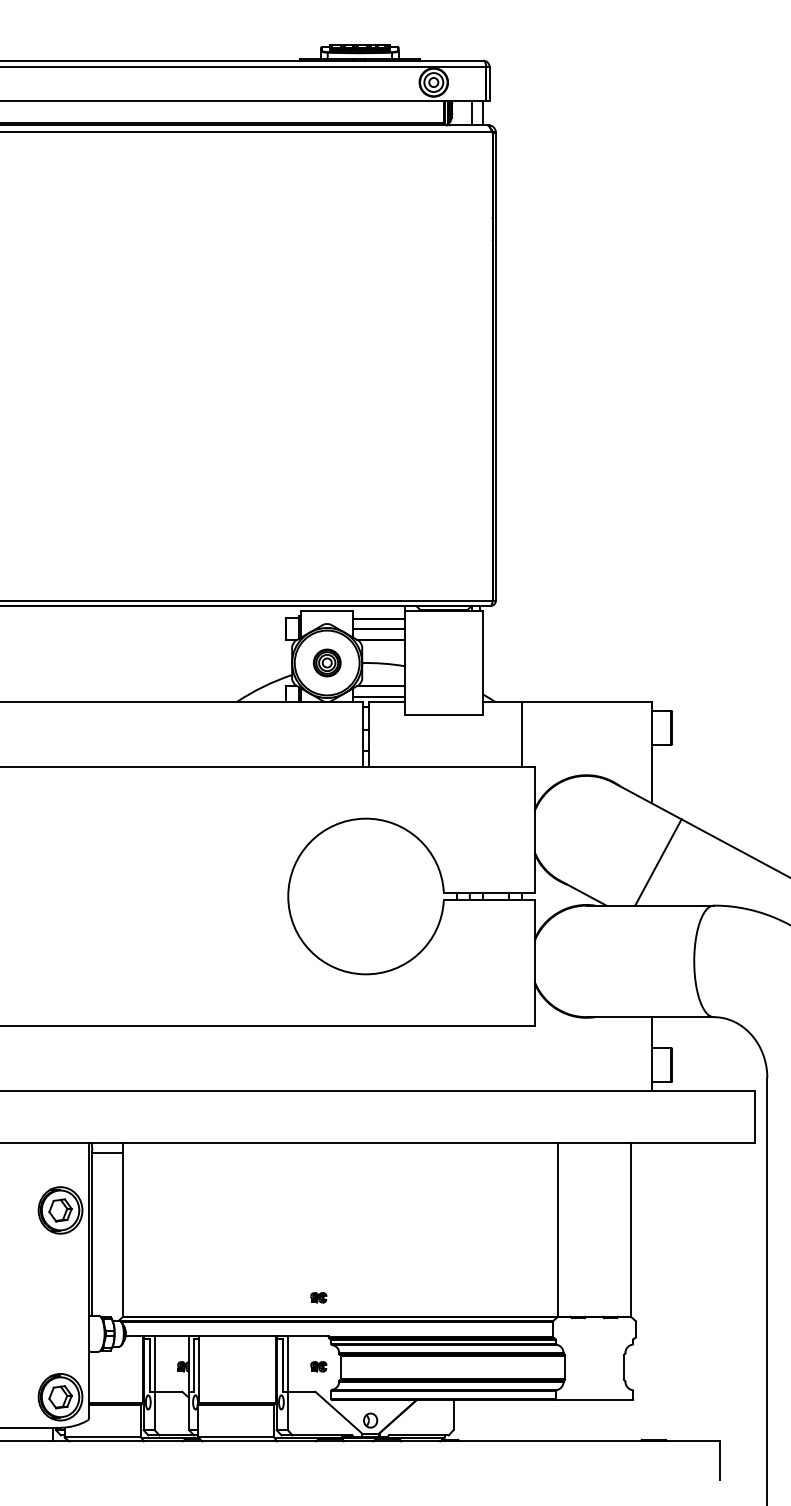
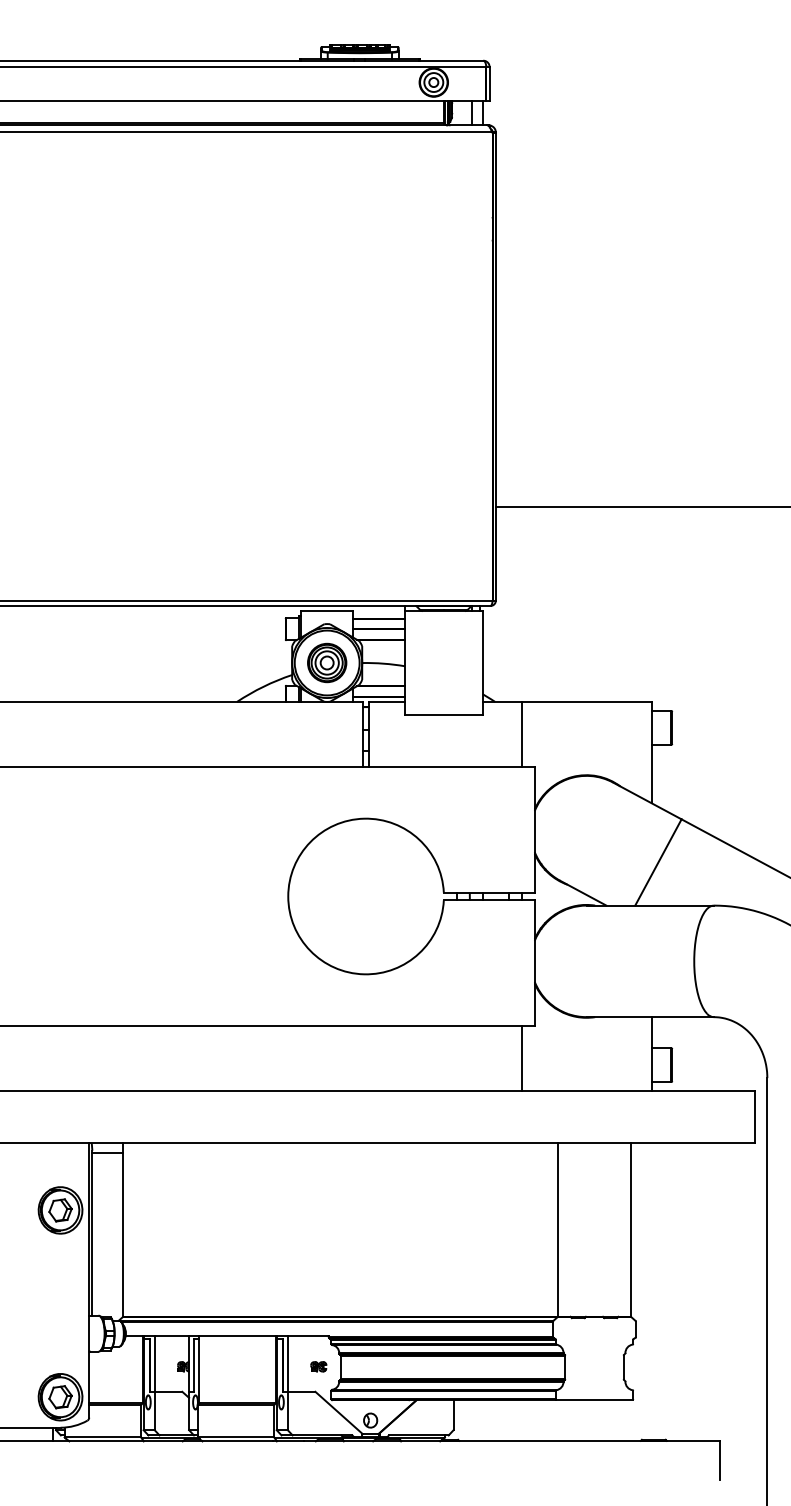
line: none -> present (641, 507)
part size: 29x30 px -> 41x42 px (327, 662)
line: none -> present (521, 1058)
part: present -> none (318, 1297)
